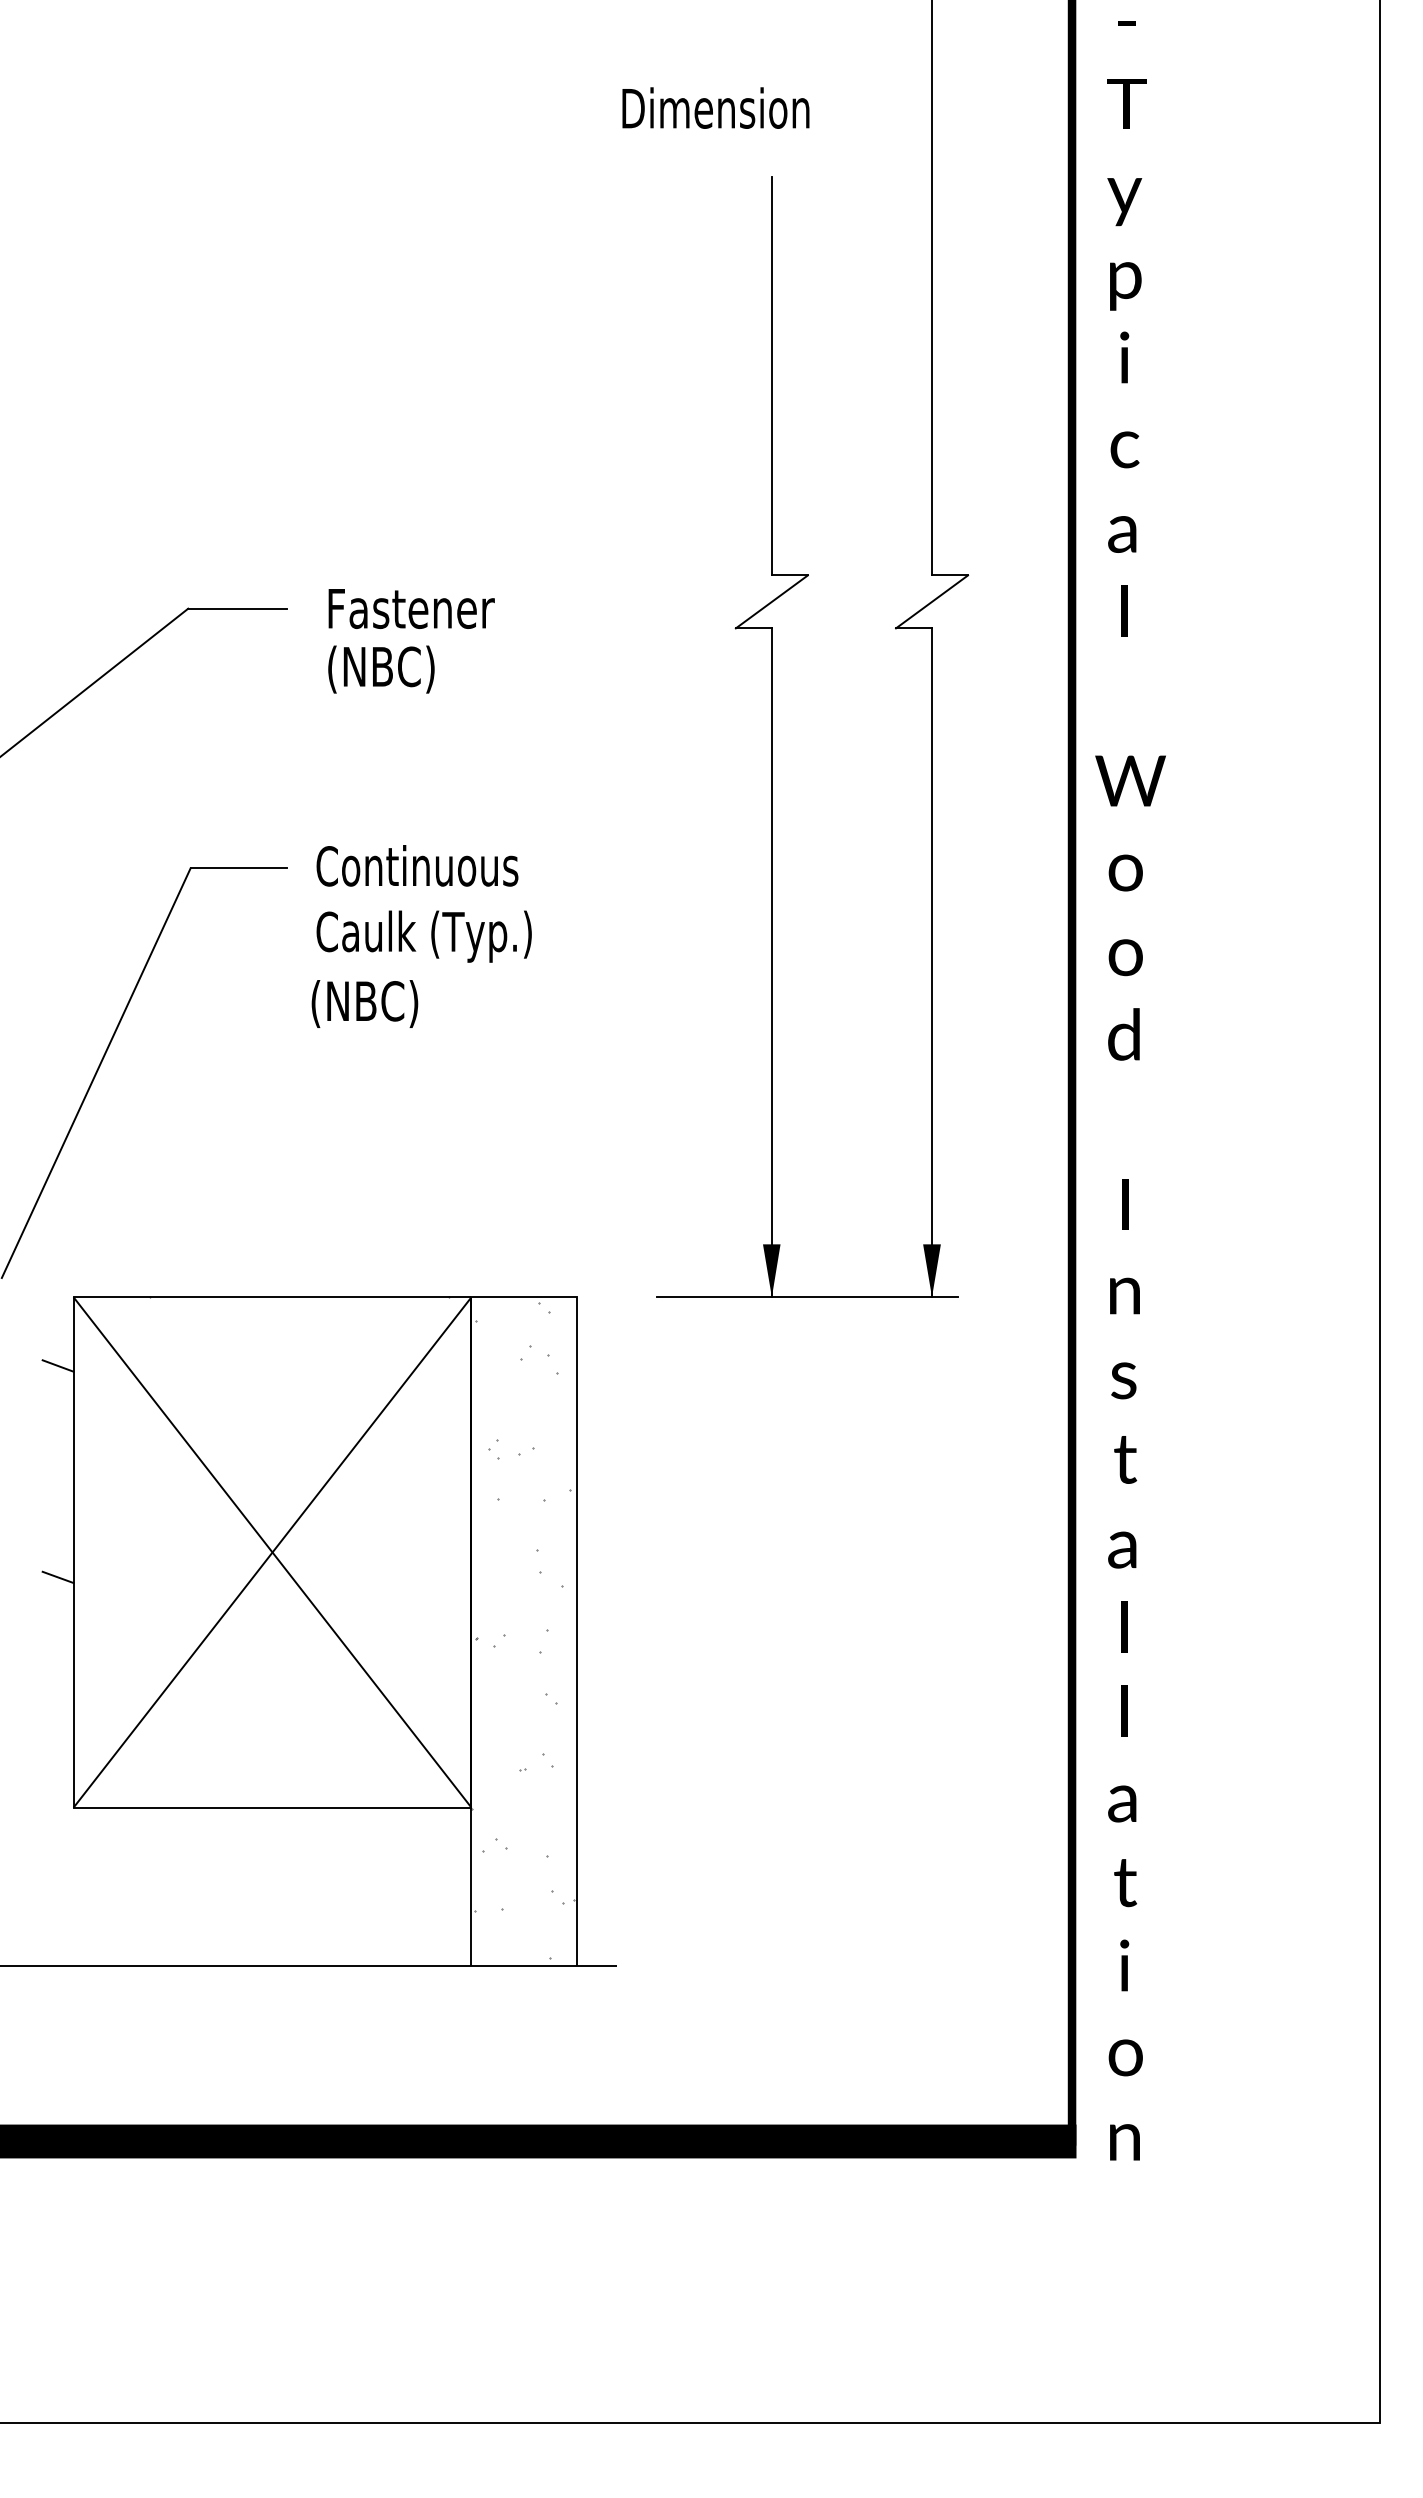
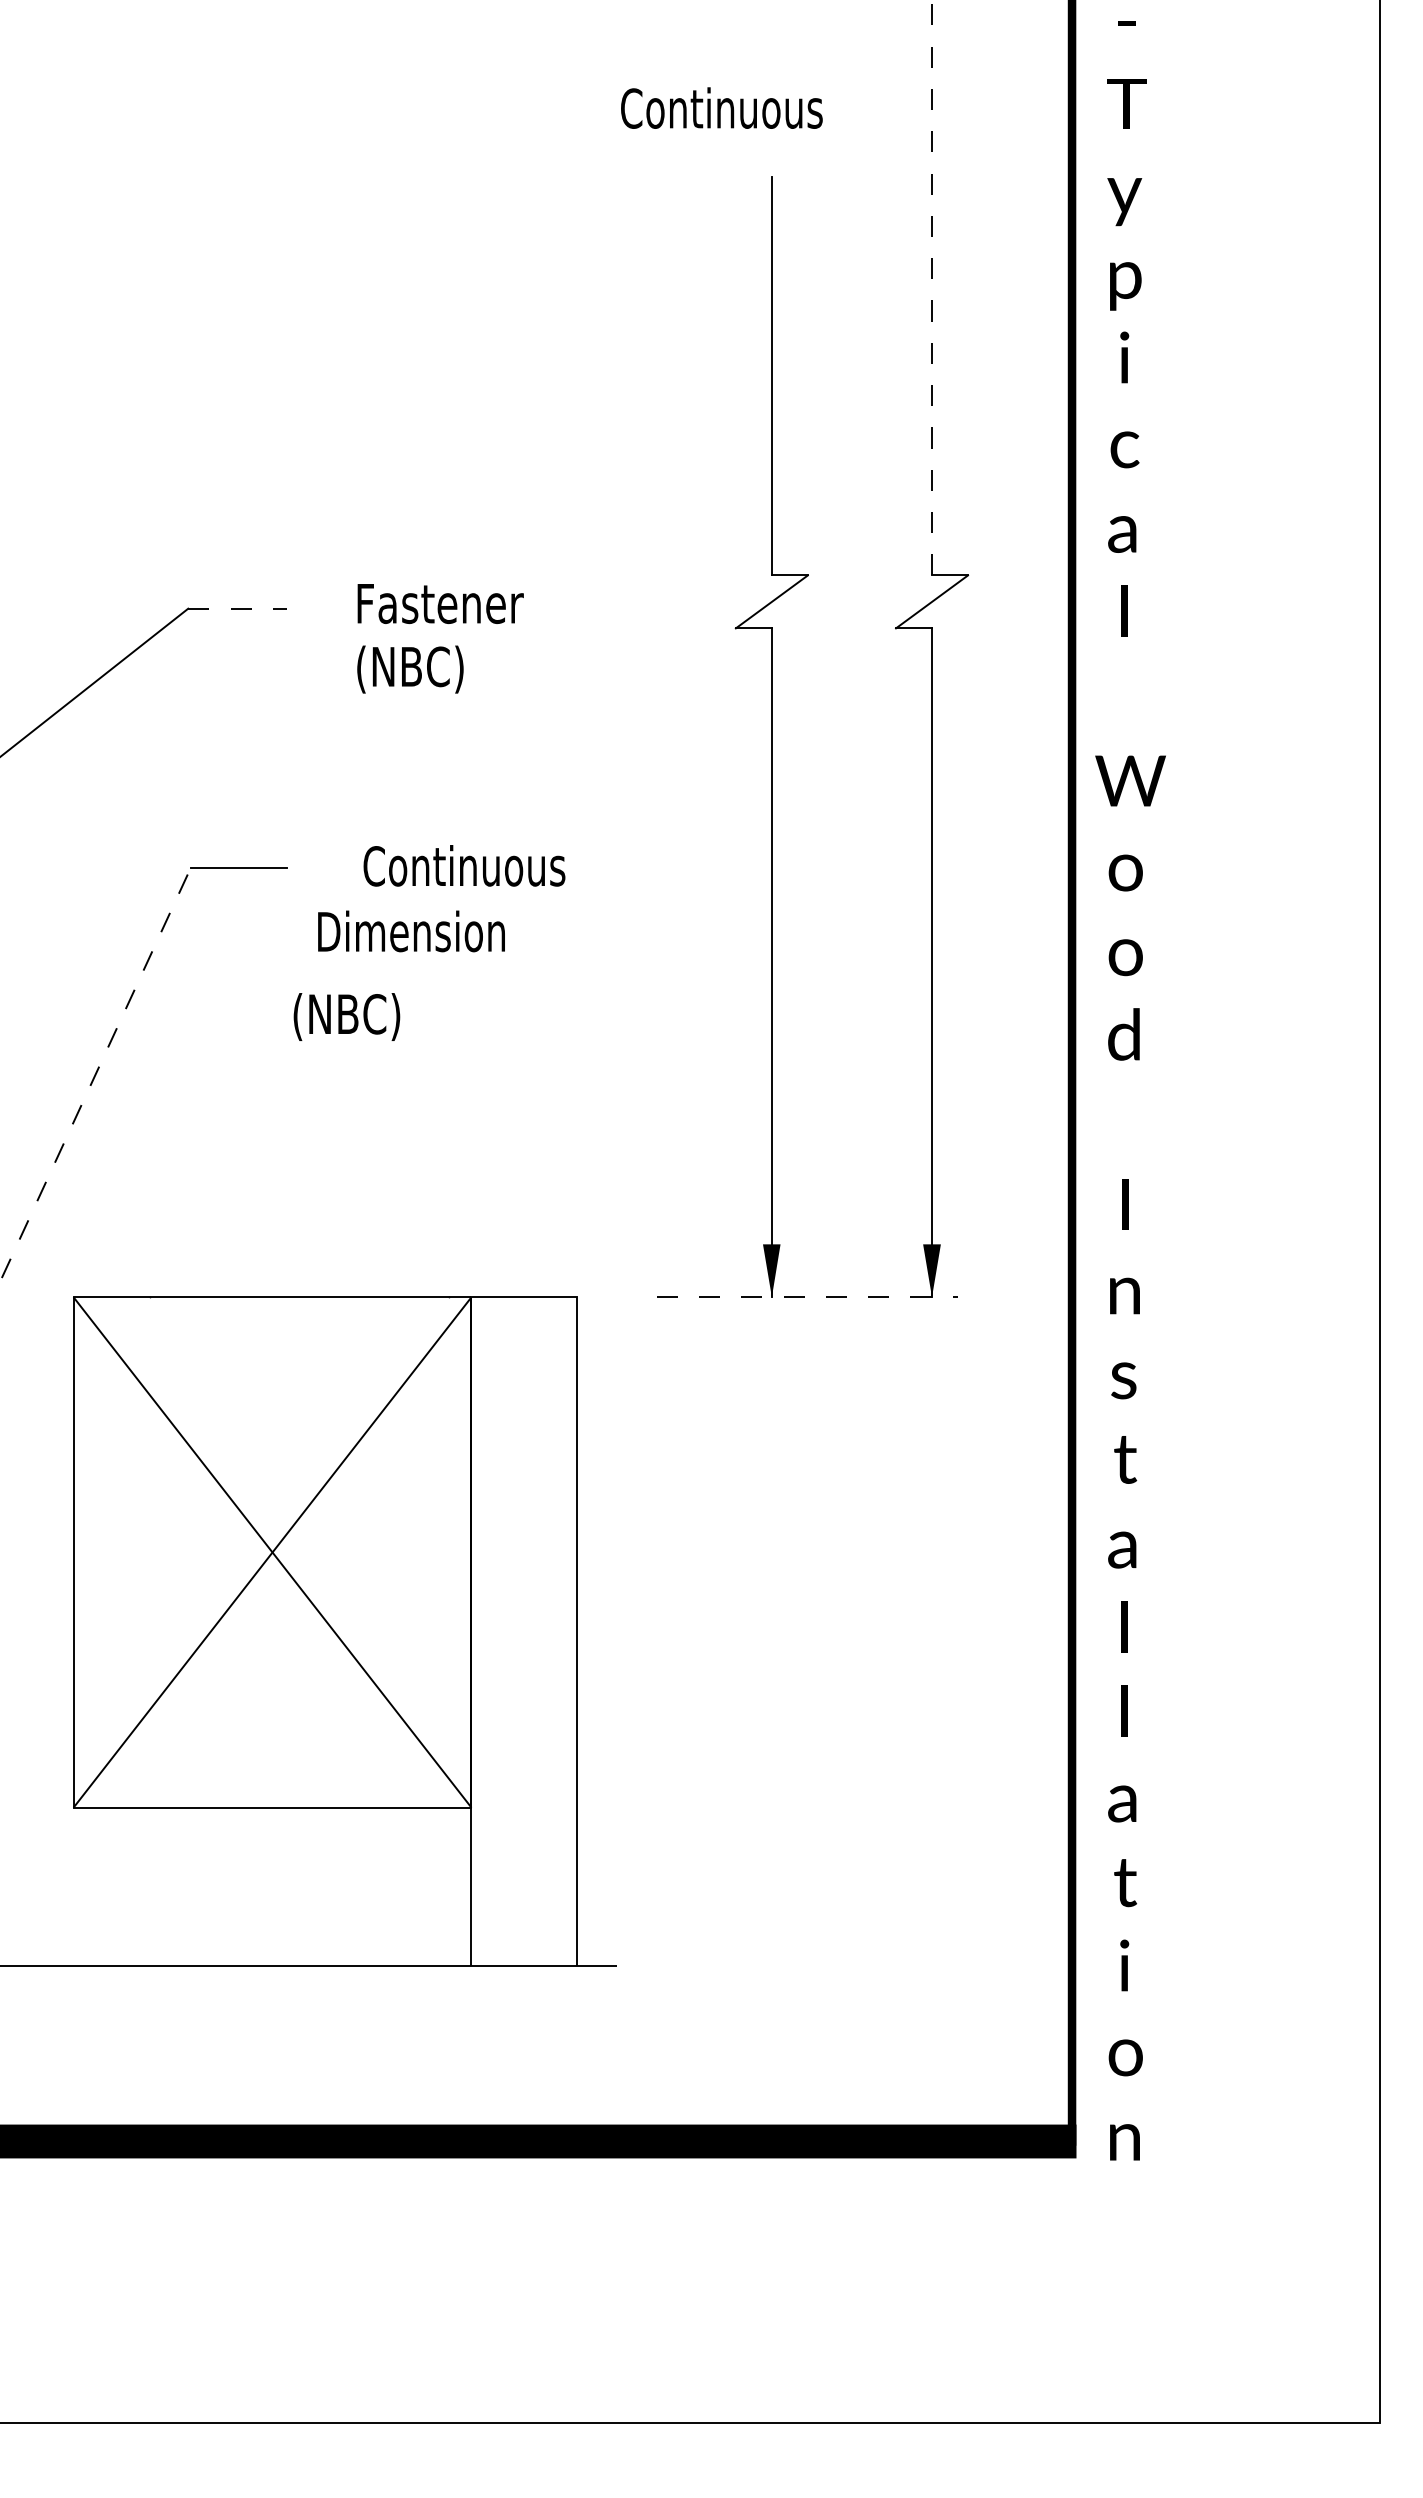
text: Dimension -> Continuous (721, 107)
line: solid -> dashed (932, 287)
line: solid -> dashed (238, 608)
text position: (411, 608) -> (440, 603) (440, 603)
text position: (381, 669) -> (410, 669) (410, 669)
text position: (417, 865) -> (464, 865) (464, 865)
text: Caulk (Typ.) -> Dimension (423, 936)
text position: (364, 1003) -> (346, 1016) (346, 1016)
line: solid -> dashed (96, 1072)
line: solid -> dashed (807, 1297)
line: present -> none (57, 1365)
line: present -> none (57, 1577)
hatch: present -> none (522, 1629)
